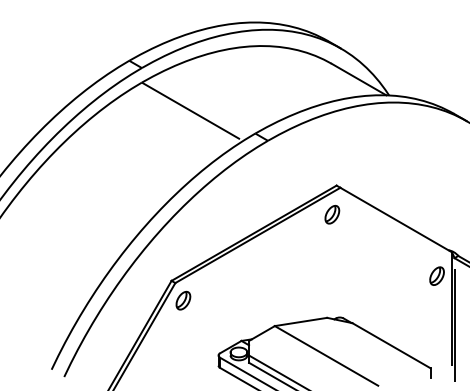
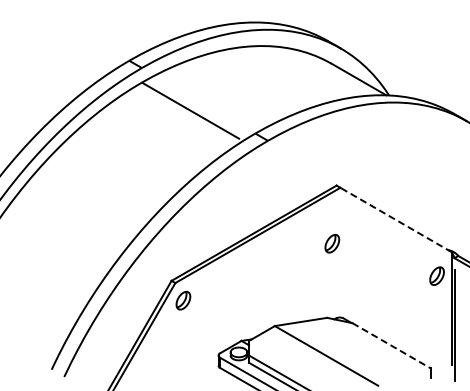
part position: (332, 214) -> (332, 243) (332, 243)
line: solid -> dashed (395, 219)
line: solid -> dashed (391, 345)
